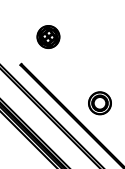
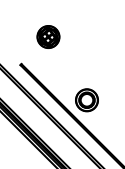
part position: (99, 103) -> (86, 100) (86, 100)
